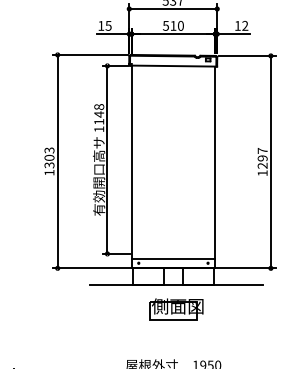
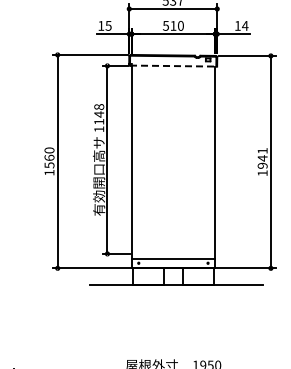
text: 12 -> 14 (245, 25)
line: solid -> dashed (173, 66)
text: 1303 -> 1560 (49, 157)
text: 1297 -> 1941 (262, 158)
part: present -> none (176, 309)
